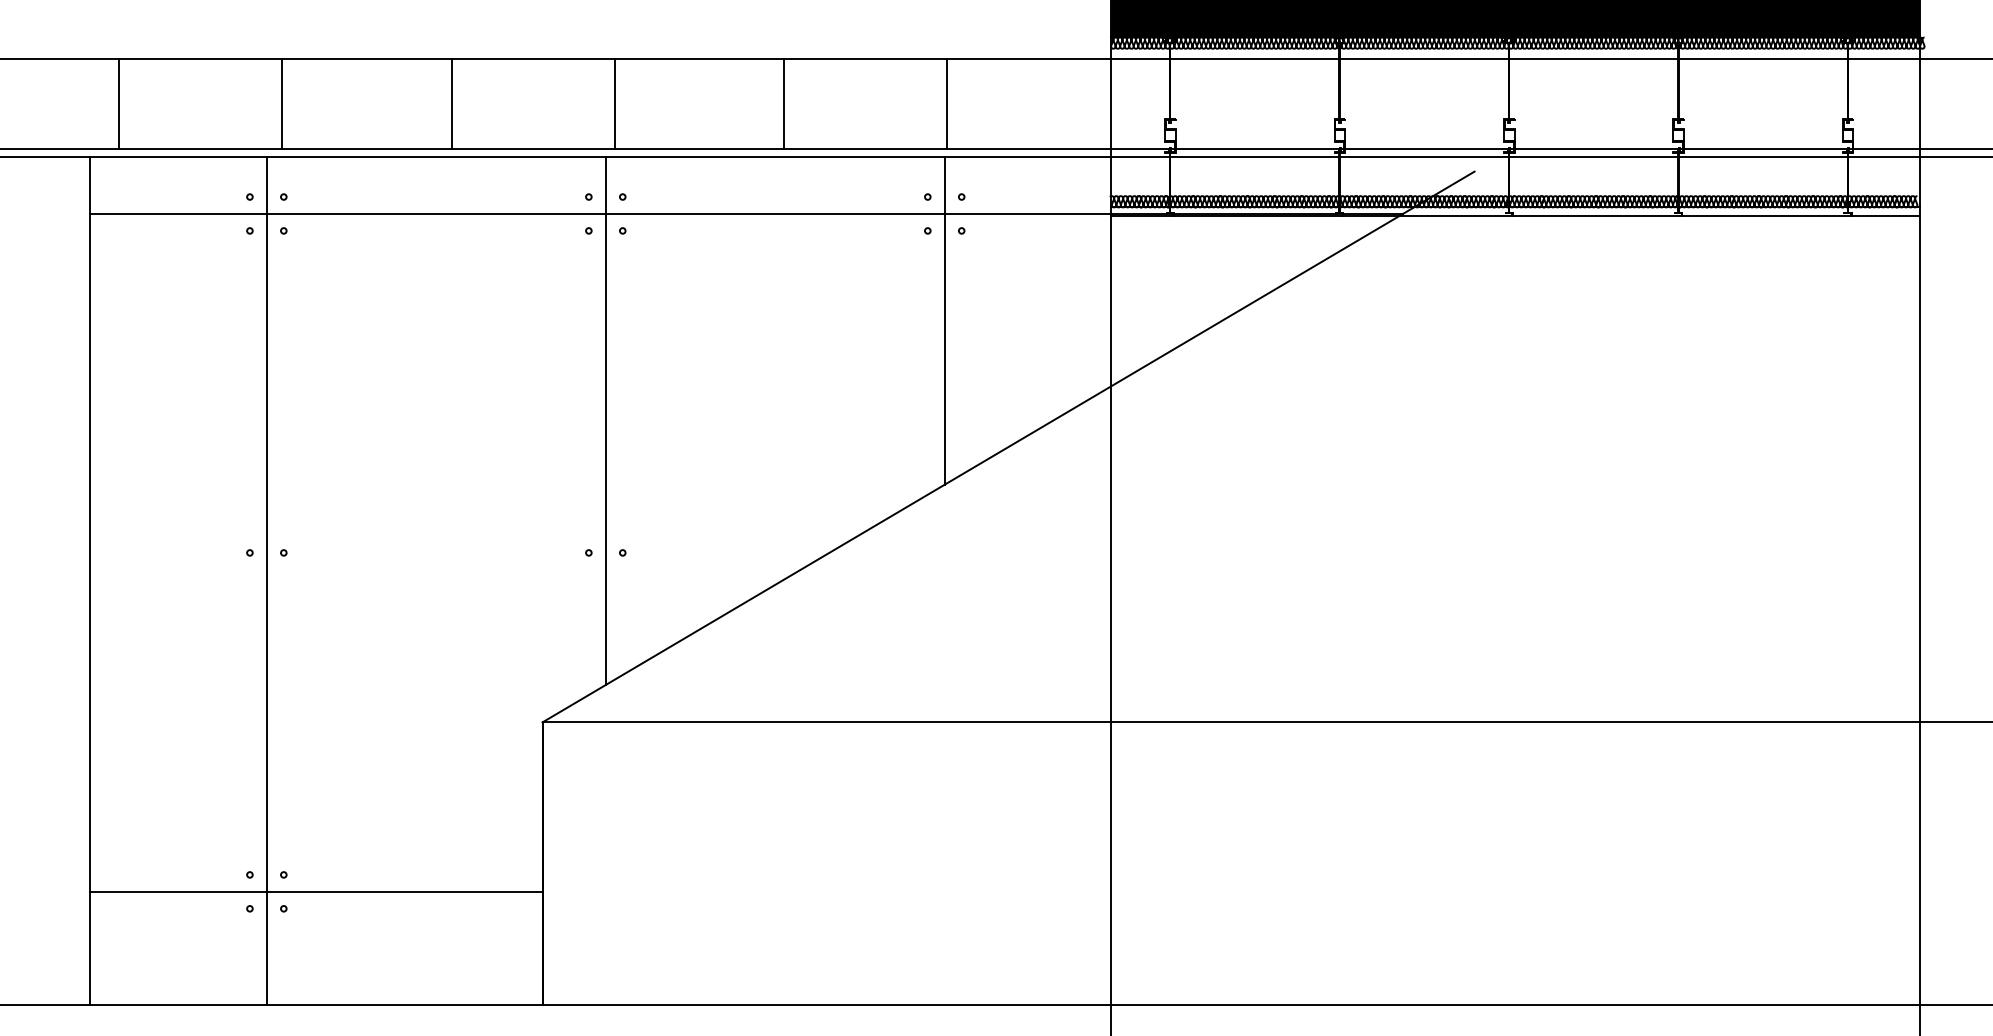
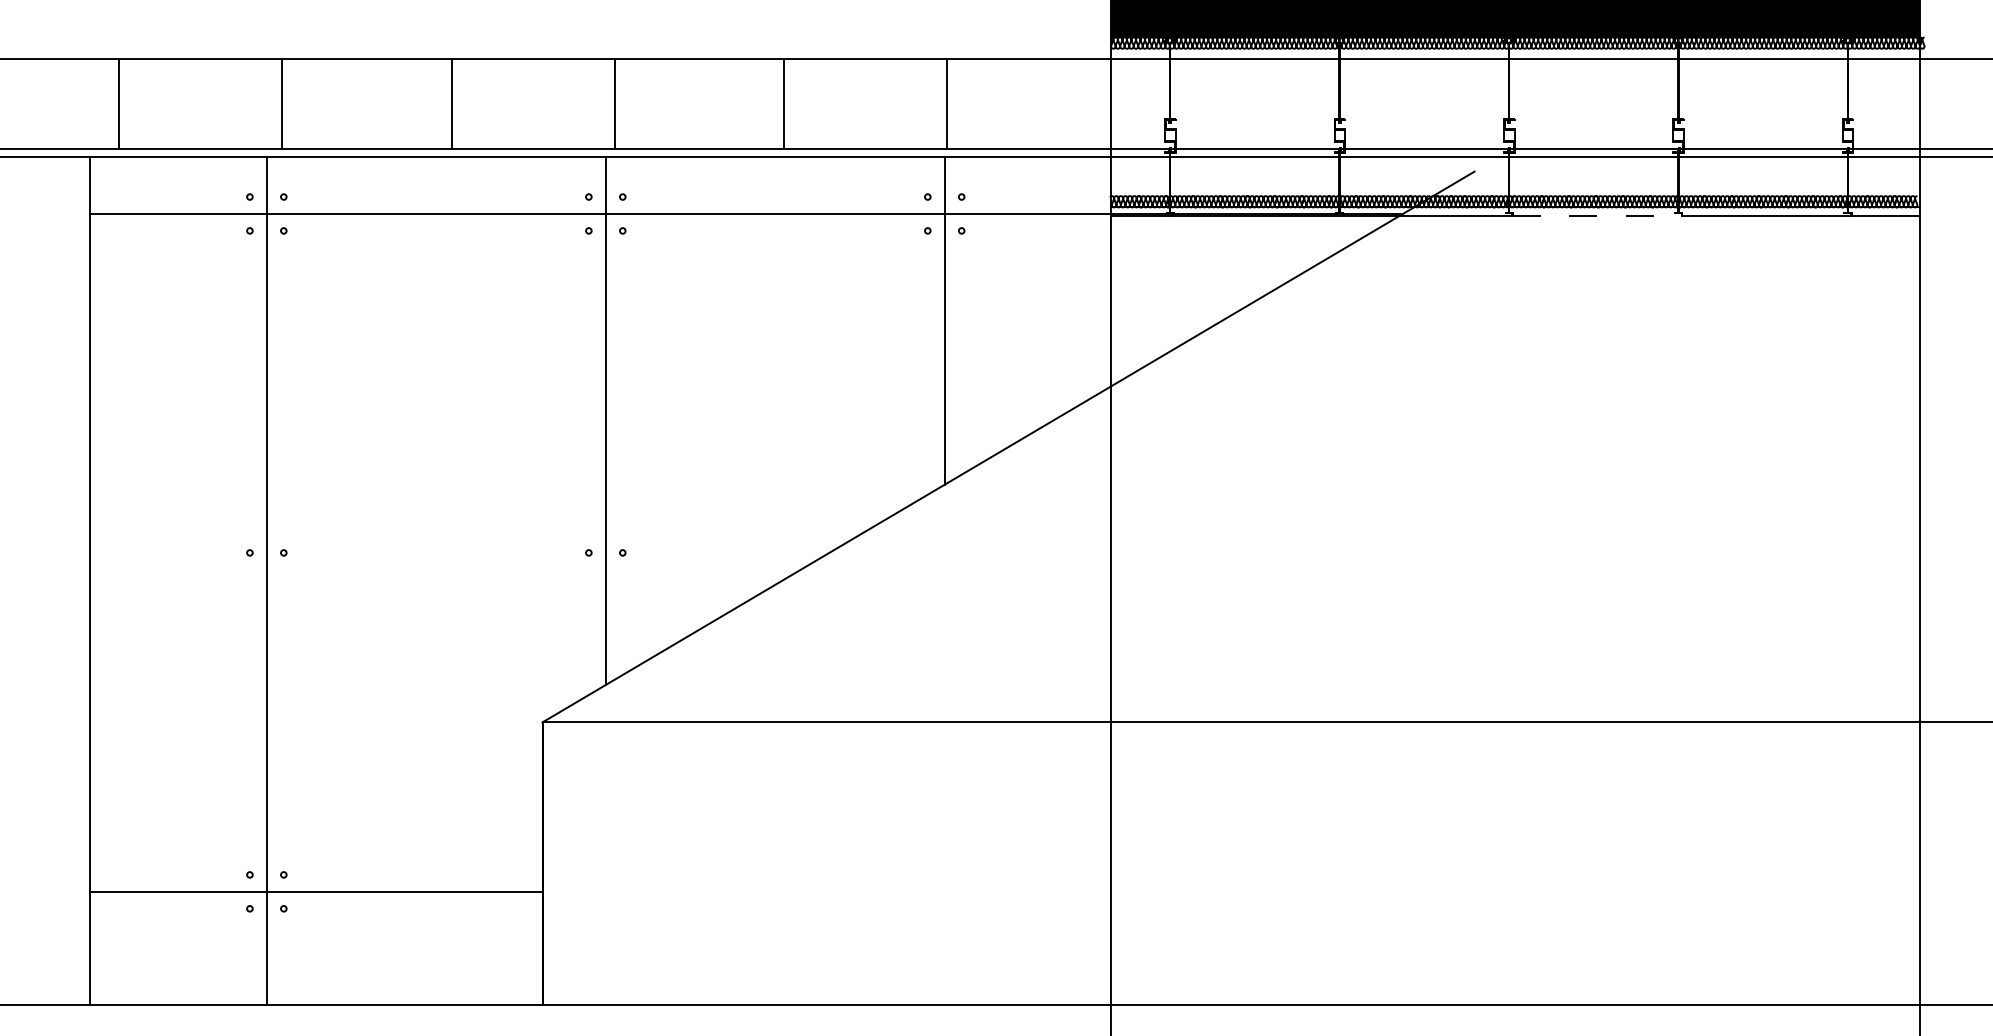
line: solid -> dashed (1597, 215)
